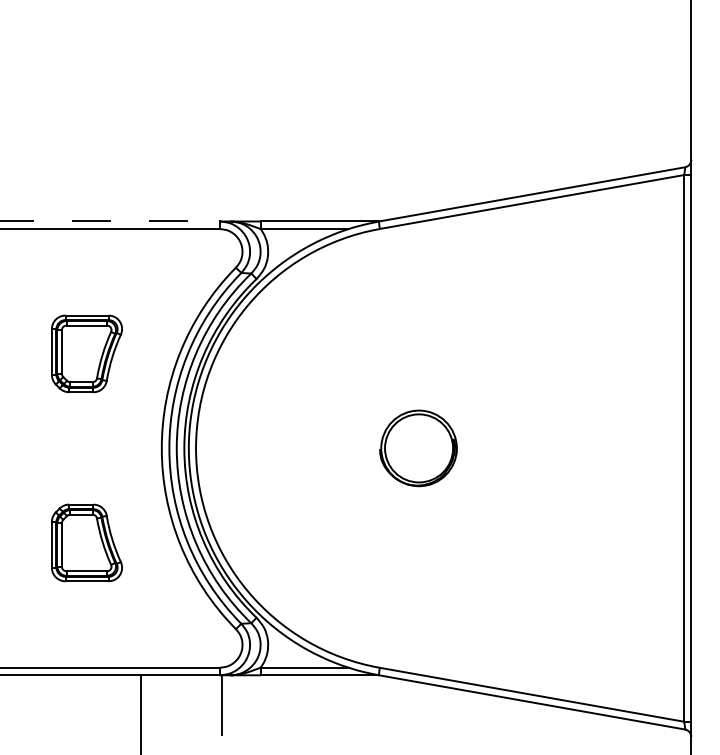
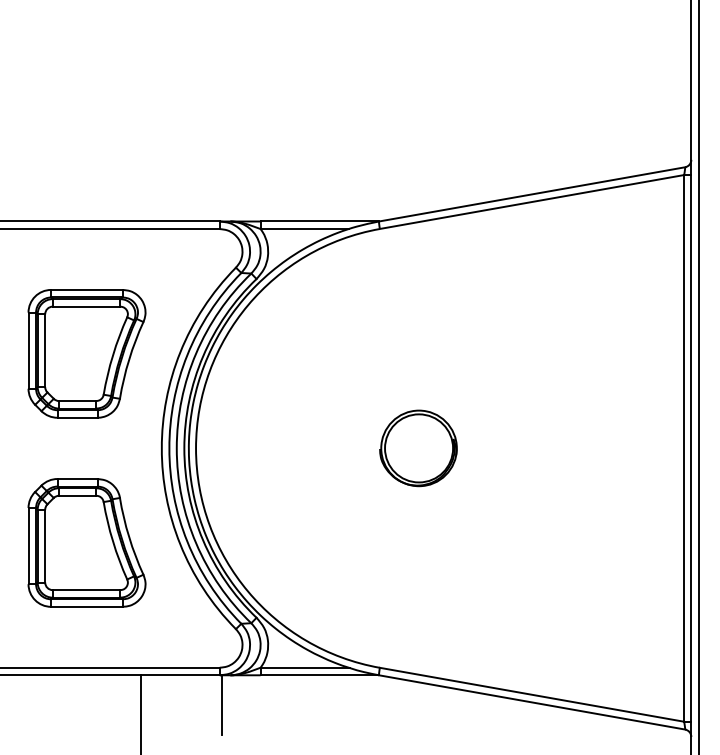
line: dashed -> solid (110, 221)
part size: 72x80 px -> 120x130 px (86, 353)
line: none -> present (698, 376)
part size: 72x80 px -> 120x130 px (86, 542)
